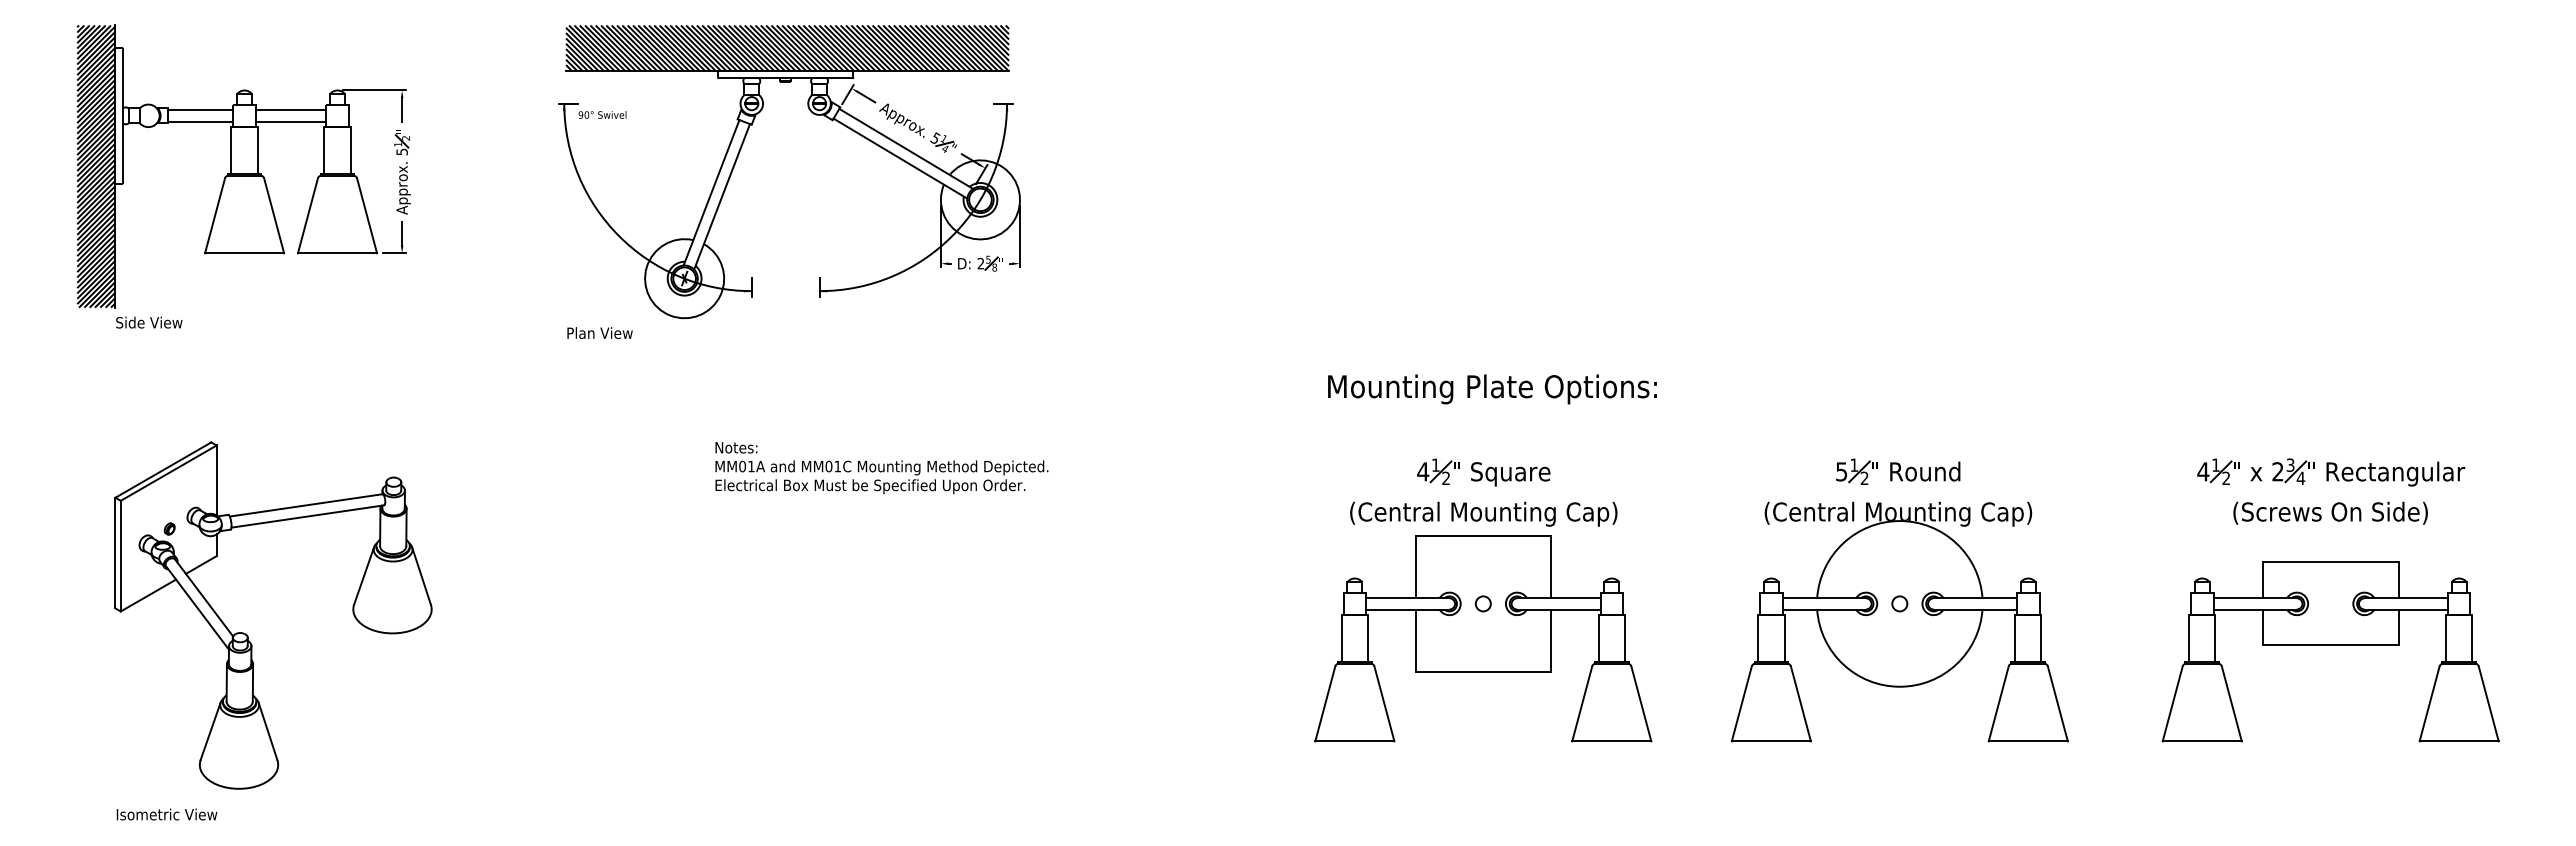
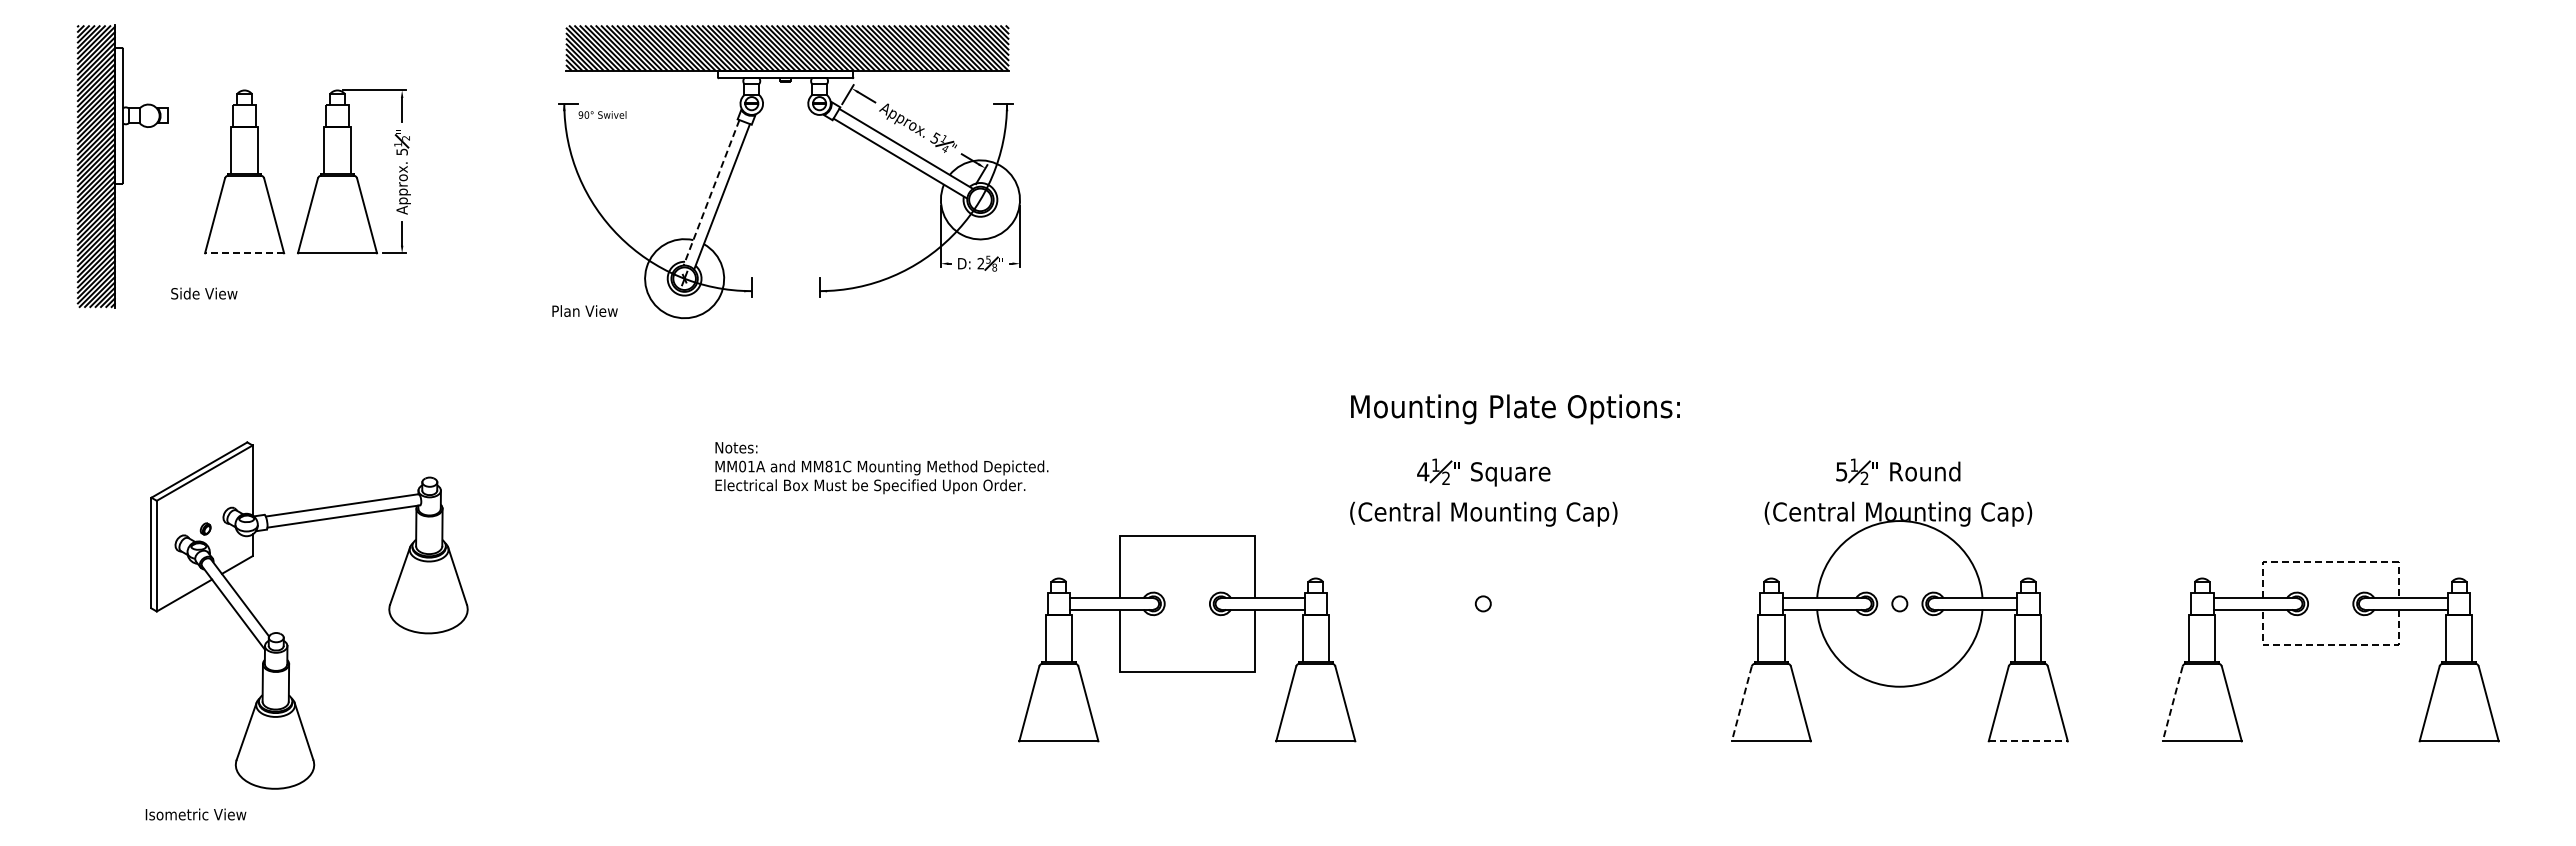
line: present -> none (200, 110)
line: present -> none (290, 110)
line: present -> none (200, 121)
line: present -> none (290, 121)
line: solid -> dashed (711, 192)
line: solid -> dashed (244, 253)
text position: (149, 322) -> (204, 293) (204, 293)
text position: (599, 332) -> (584, 310) (584, 310)
text position: (1492, 389) -> (1515, 409) (1515, 409)
text: MM01C -> MM81C (828, 466)
part: present -> none (2328, 481)
line: solid -> dashed (2330, 562)
part position: (247, 634) -> (283, 634) (283, 634)
part position: (1483, 638) -> (1187, 638) (1187, 638)
line: solid -> dashed (2330, 645)
line: solid -> dashed (1741, 703)
line: solid -> dashed (2172, 703)
line: solid -> dashed (2028, 741)
text position: (166, 814) -> (195, 814) (195, 814)
